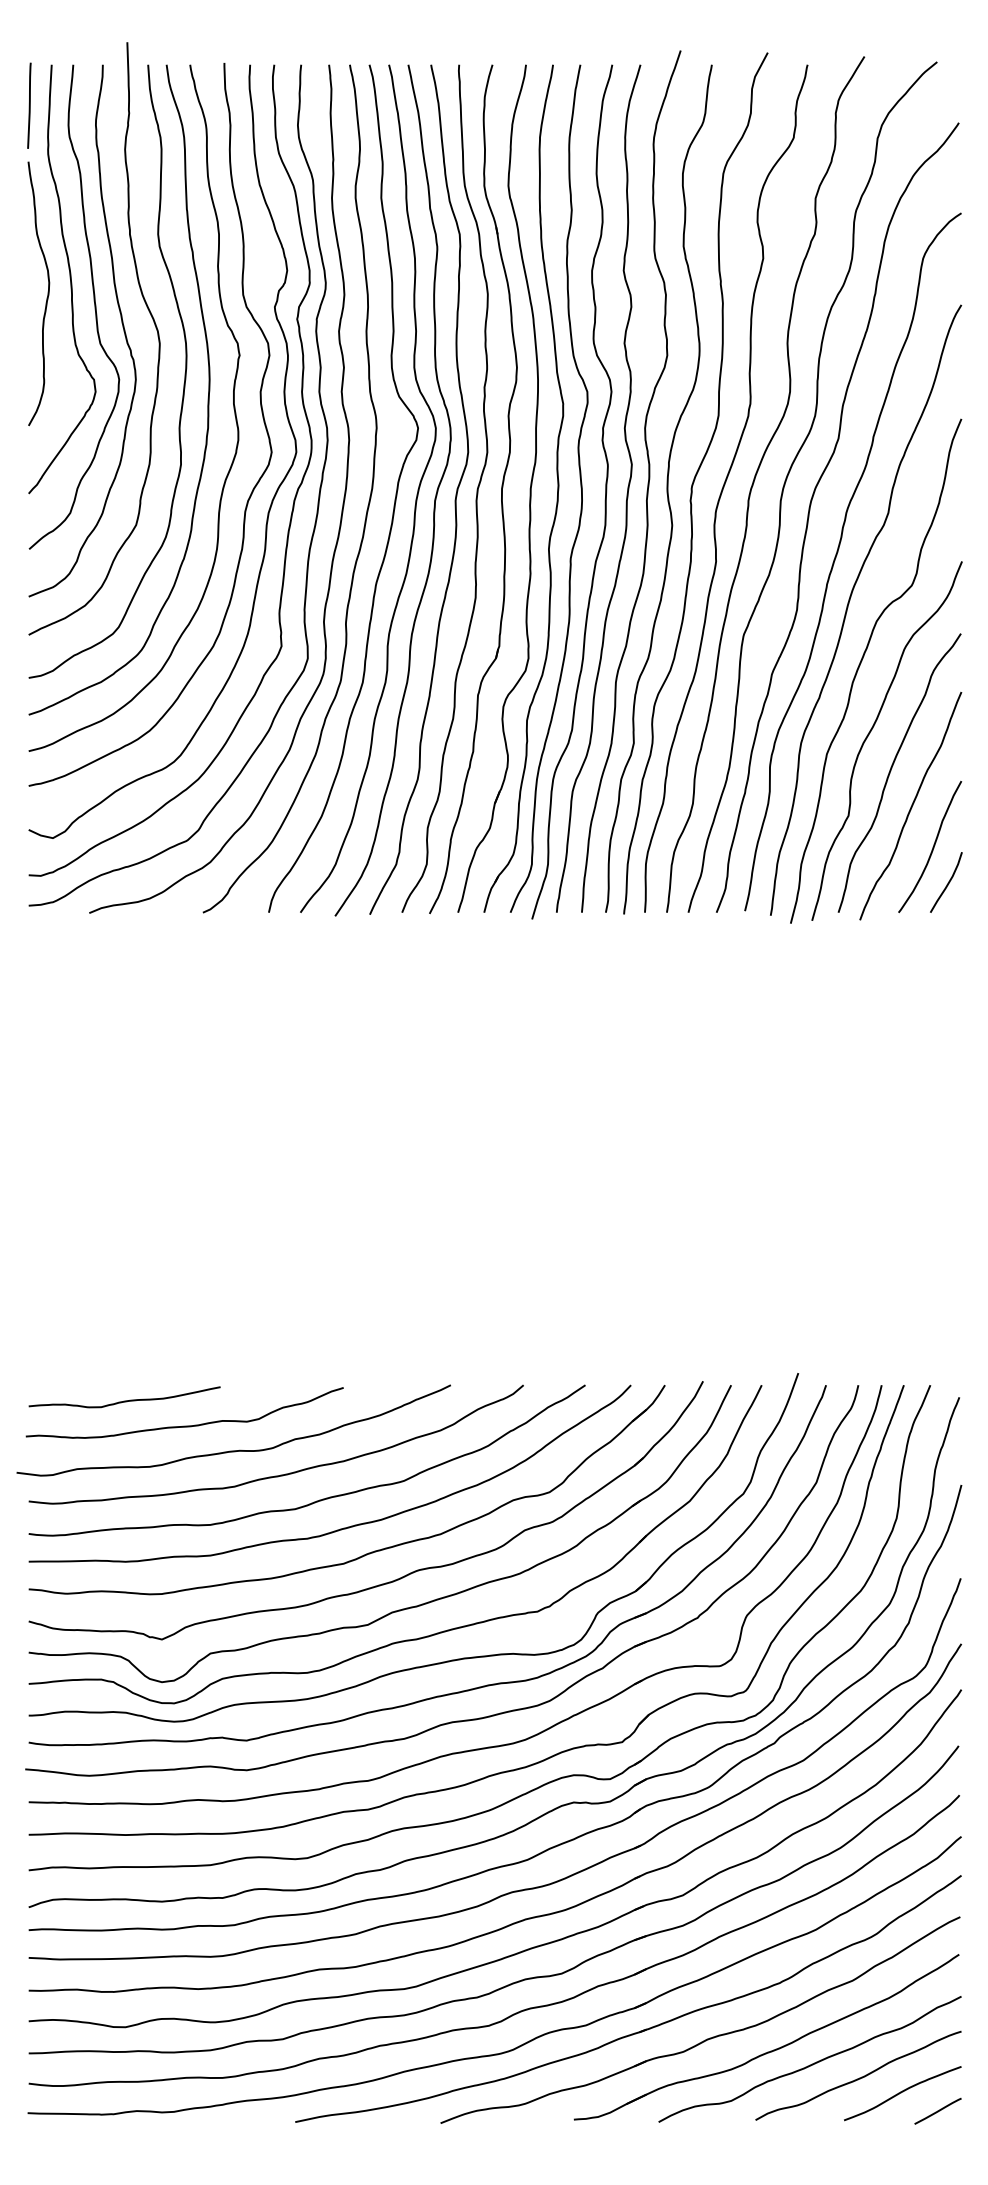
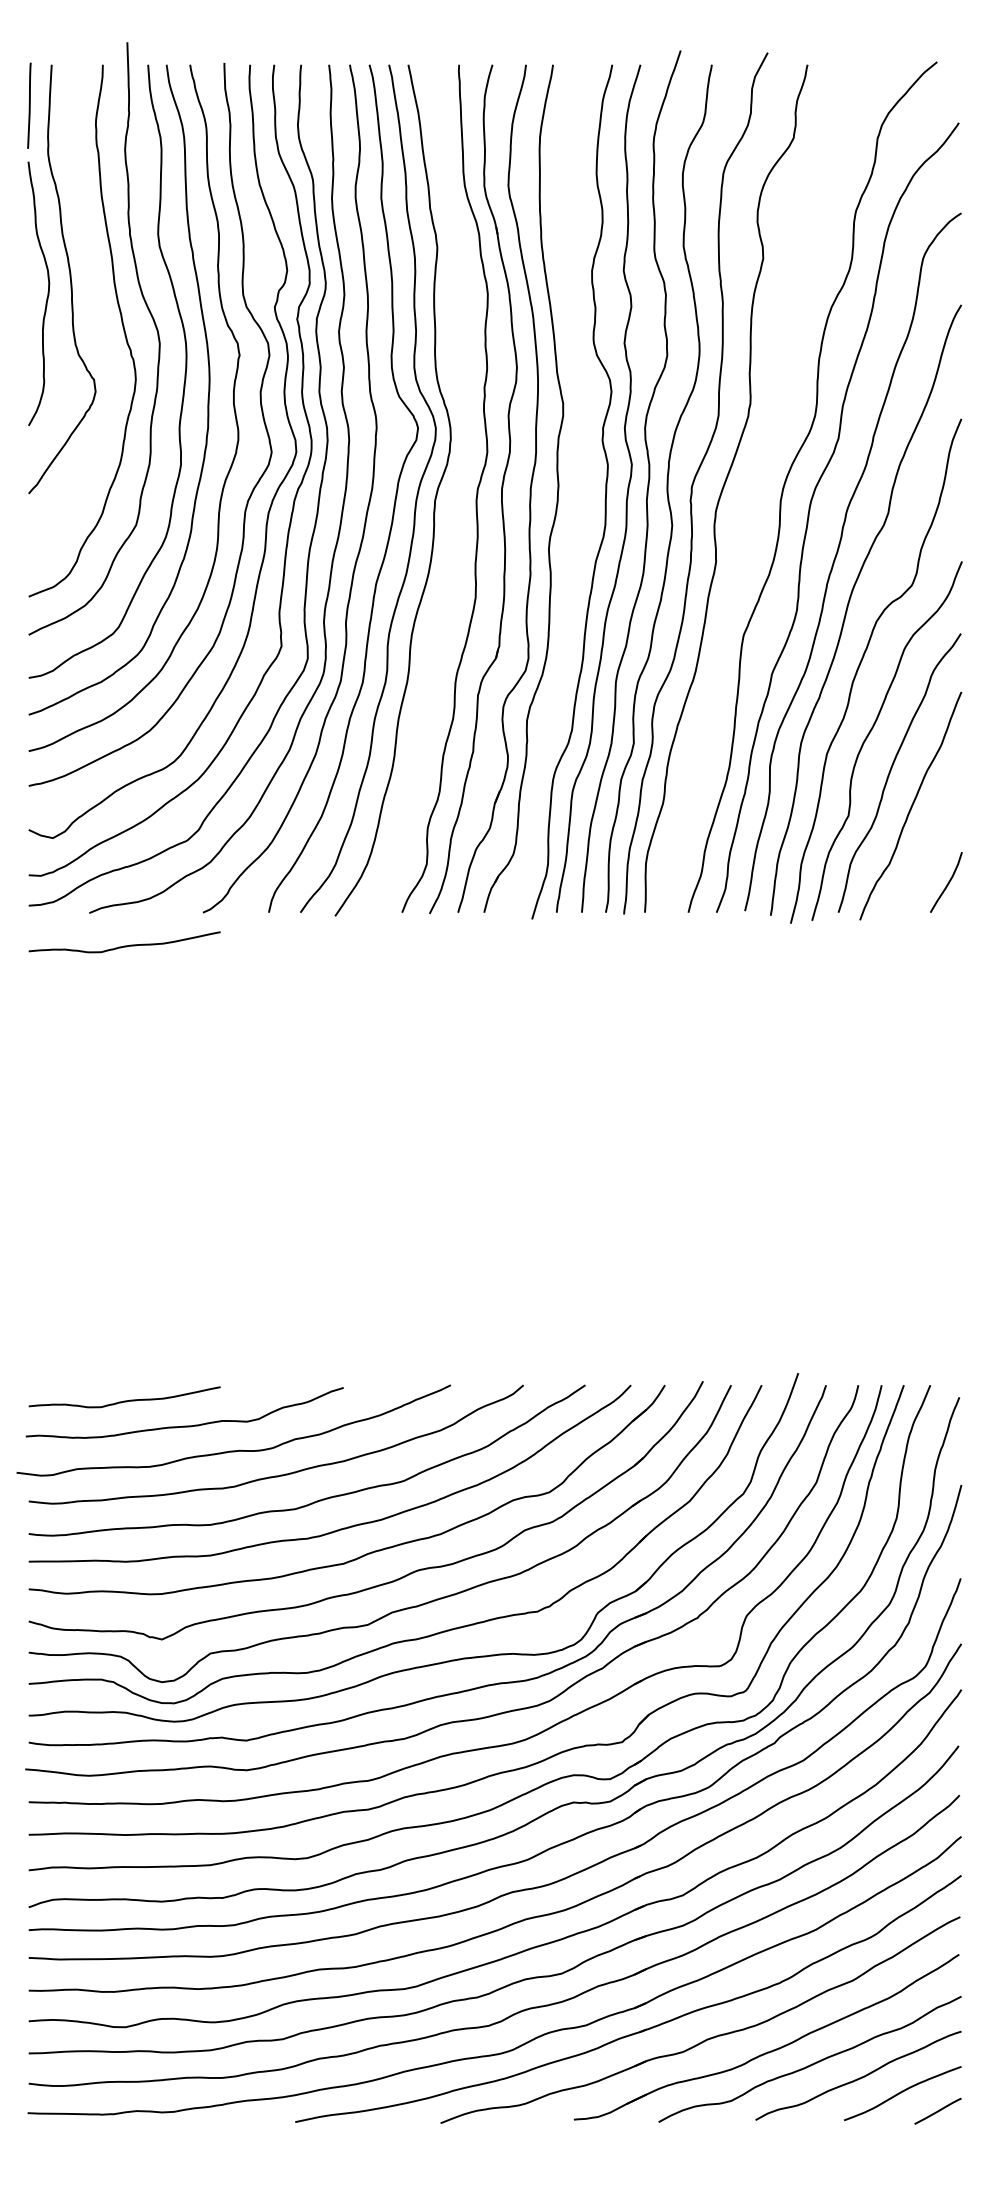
curve: present -> none (93, 301)
curve: present -> none (755, 479)
curve: present -> none (580, 488)
curve: present -> none (455, 493)
curve: present -> none (932, 847)
curve: none -> present (124, 945)
